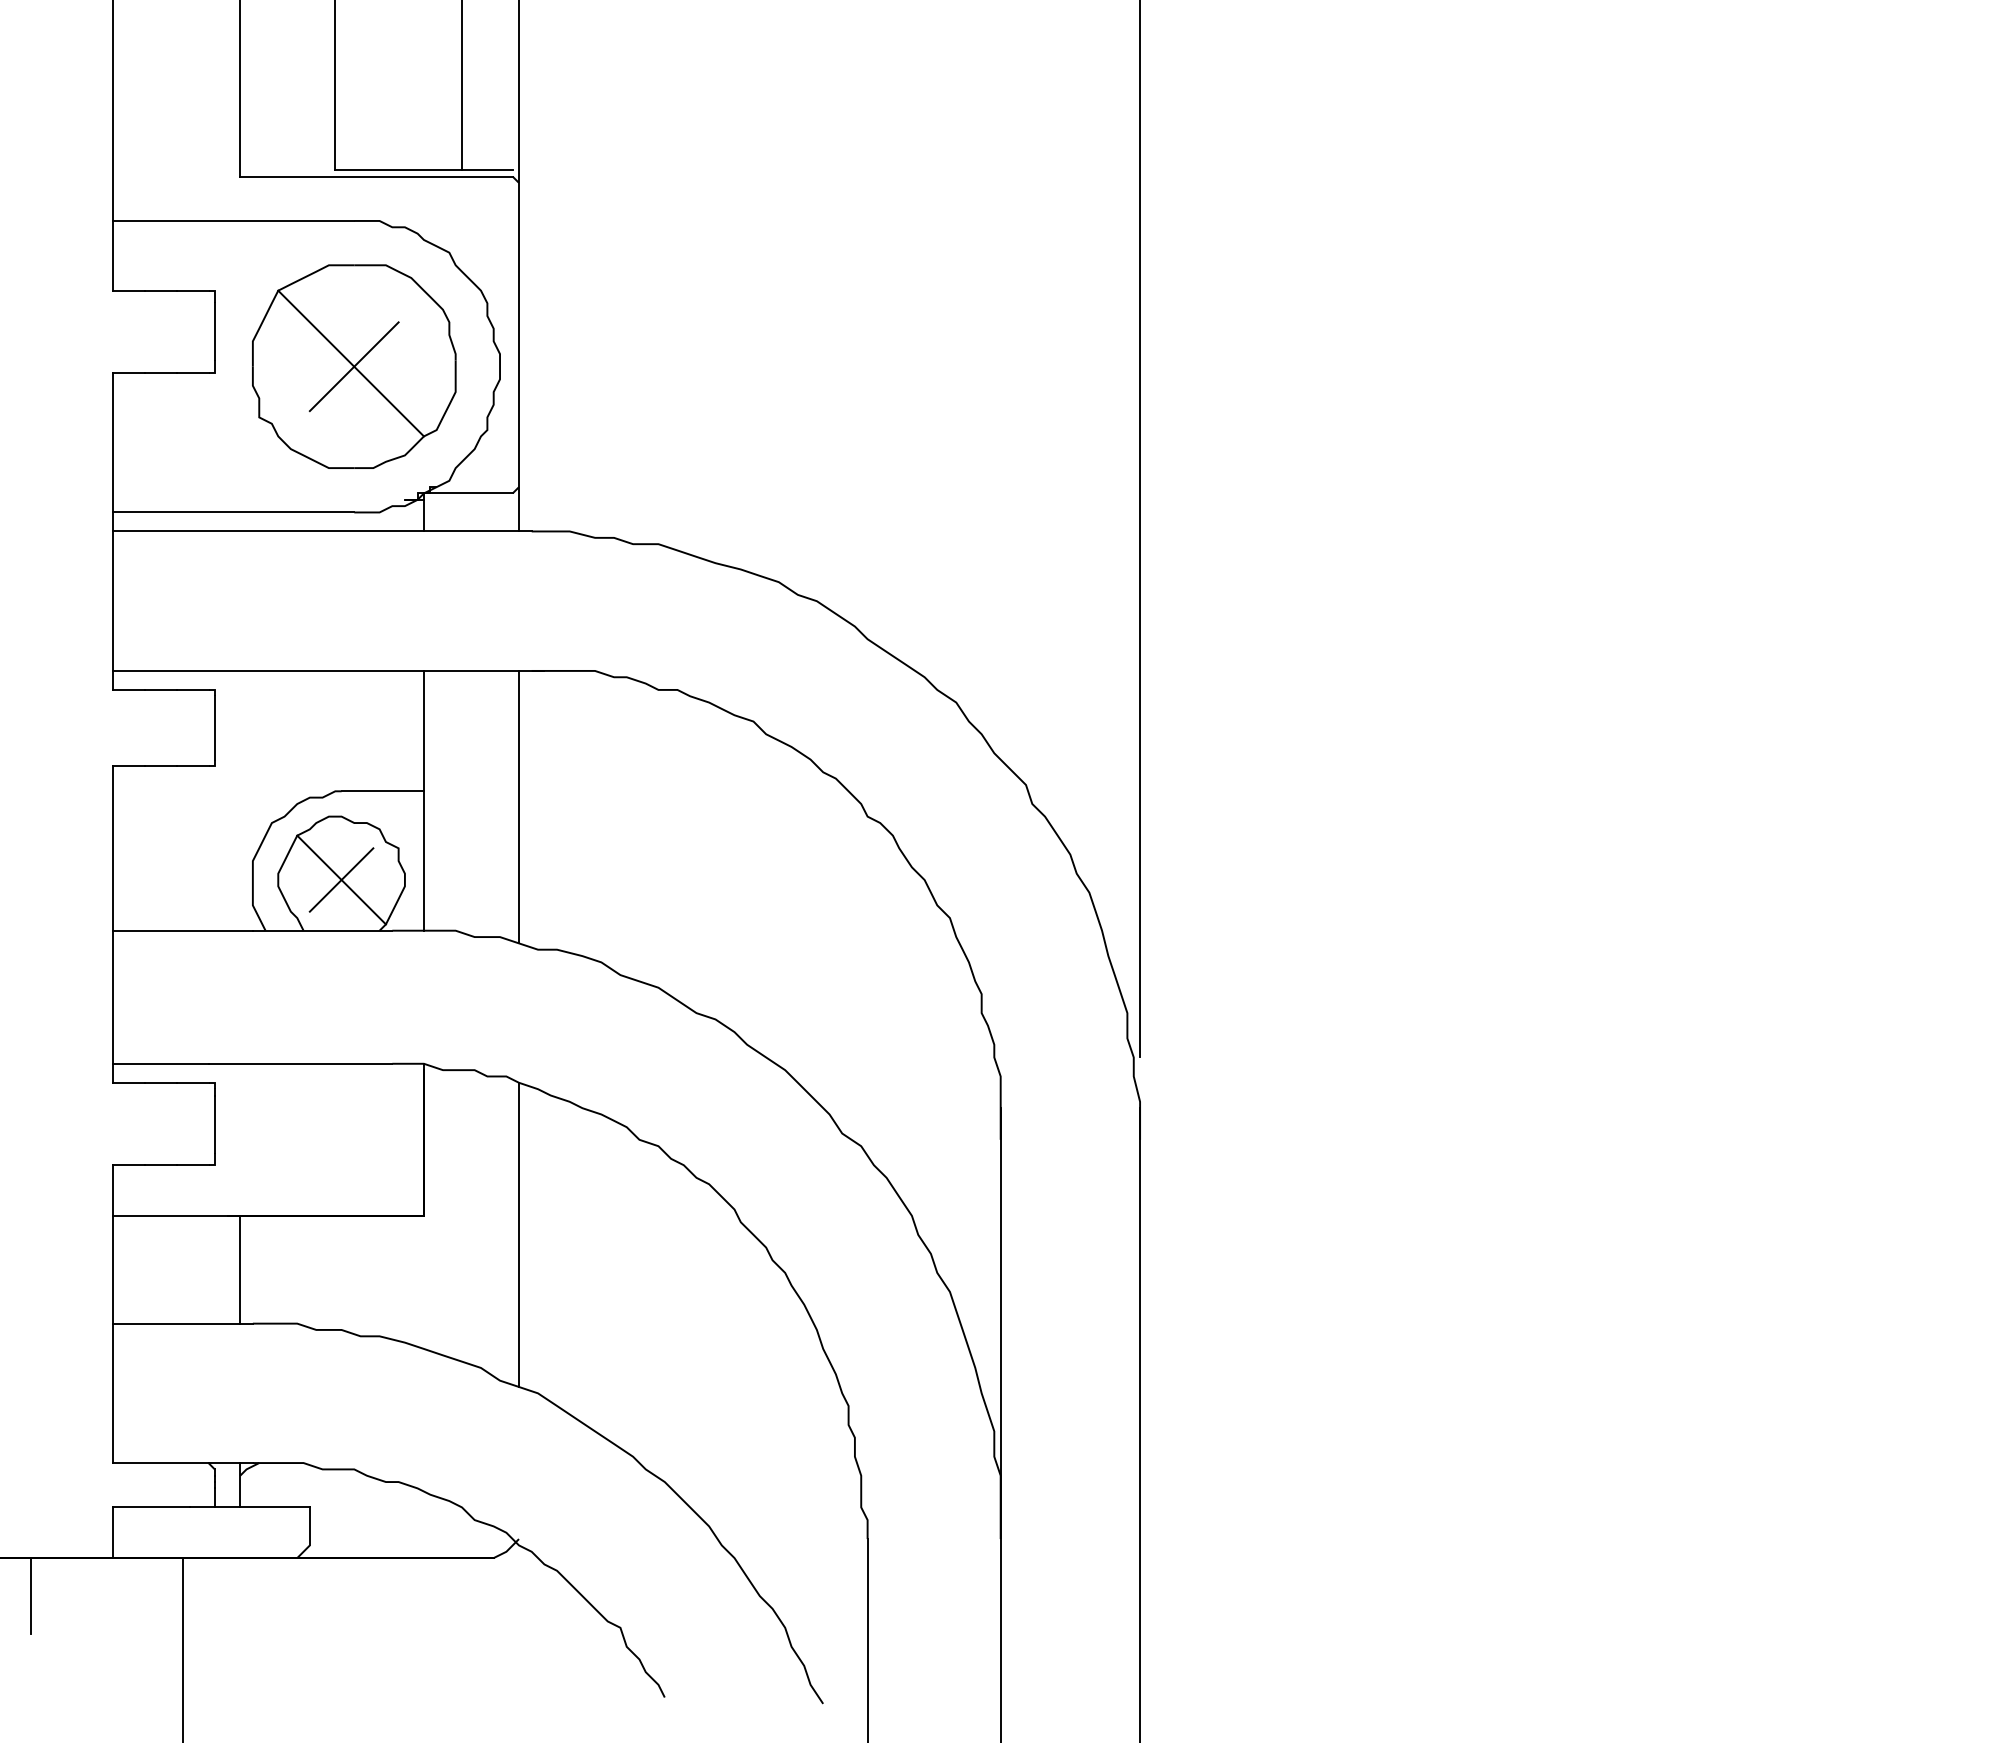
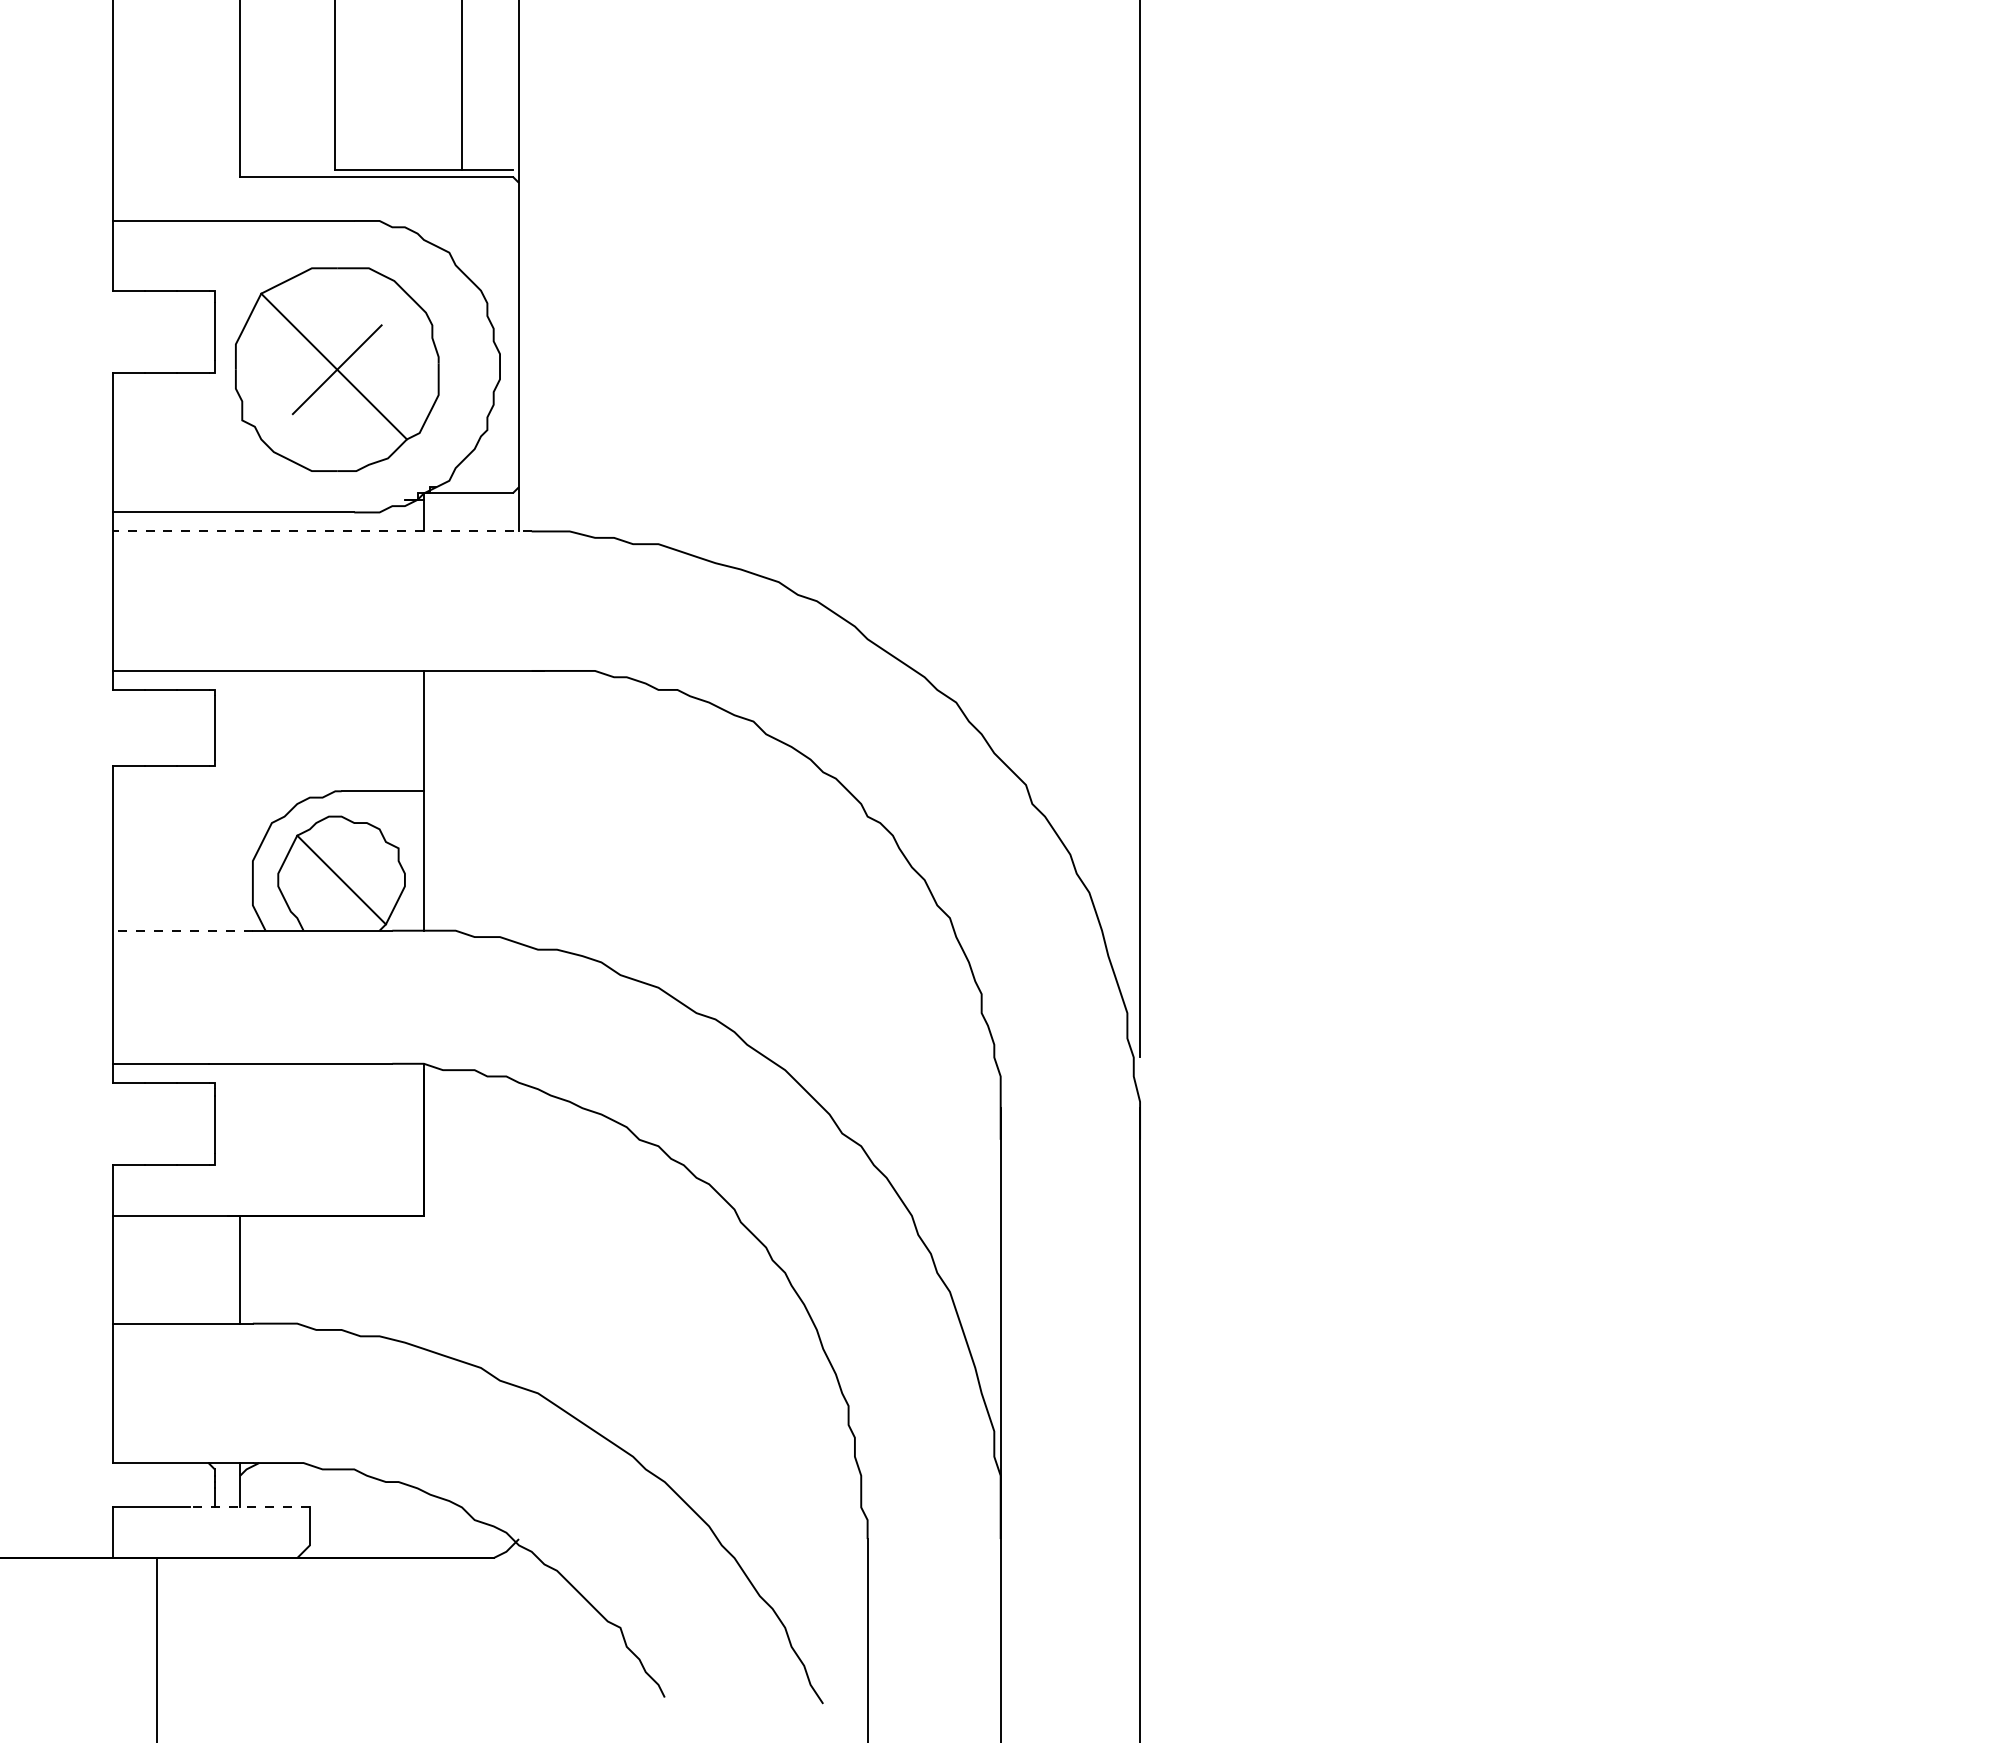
part position: (354, 366) -> (337, 369) (337, 369)
line: solid -> dashed (322, 531)
line: present -> none (519, 806)
line: present -> none (341, 879)
line: solid -> dashed (183, 930)
line: present -> none (519, 1234)
line: solid -> dashed (249, 1507)
line: present -> none (31, 1596)
line position: (183, 1648) -> (157, 1648) (157, 1648)
